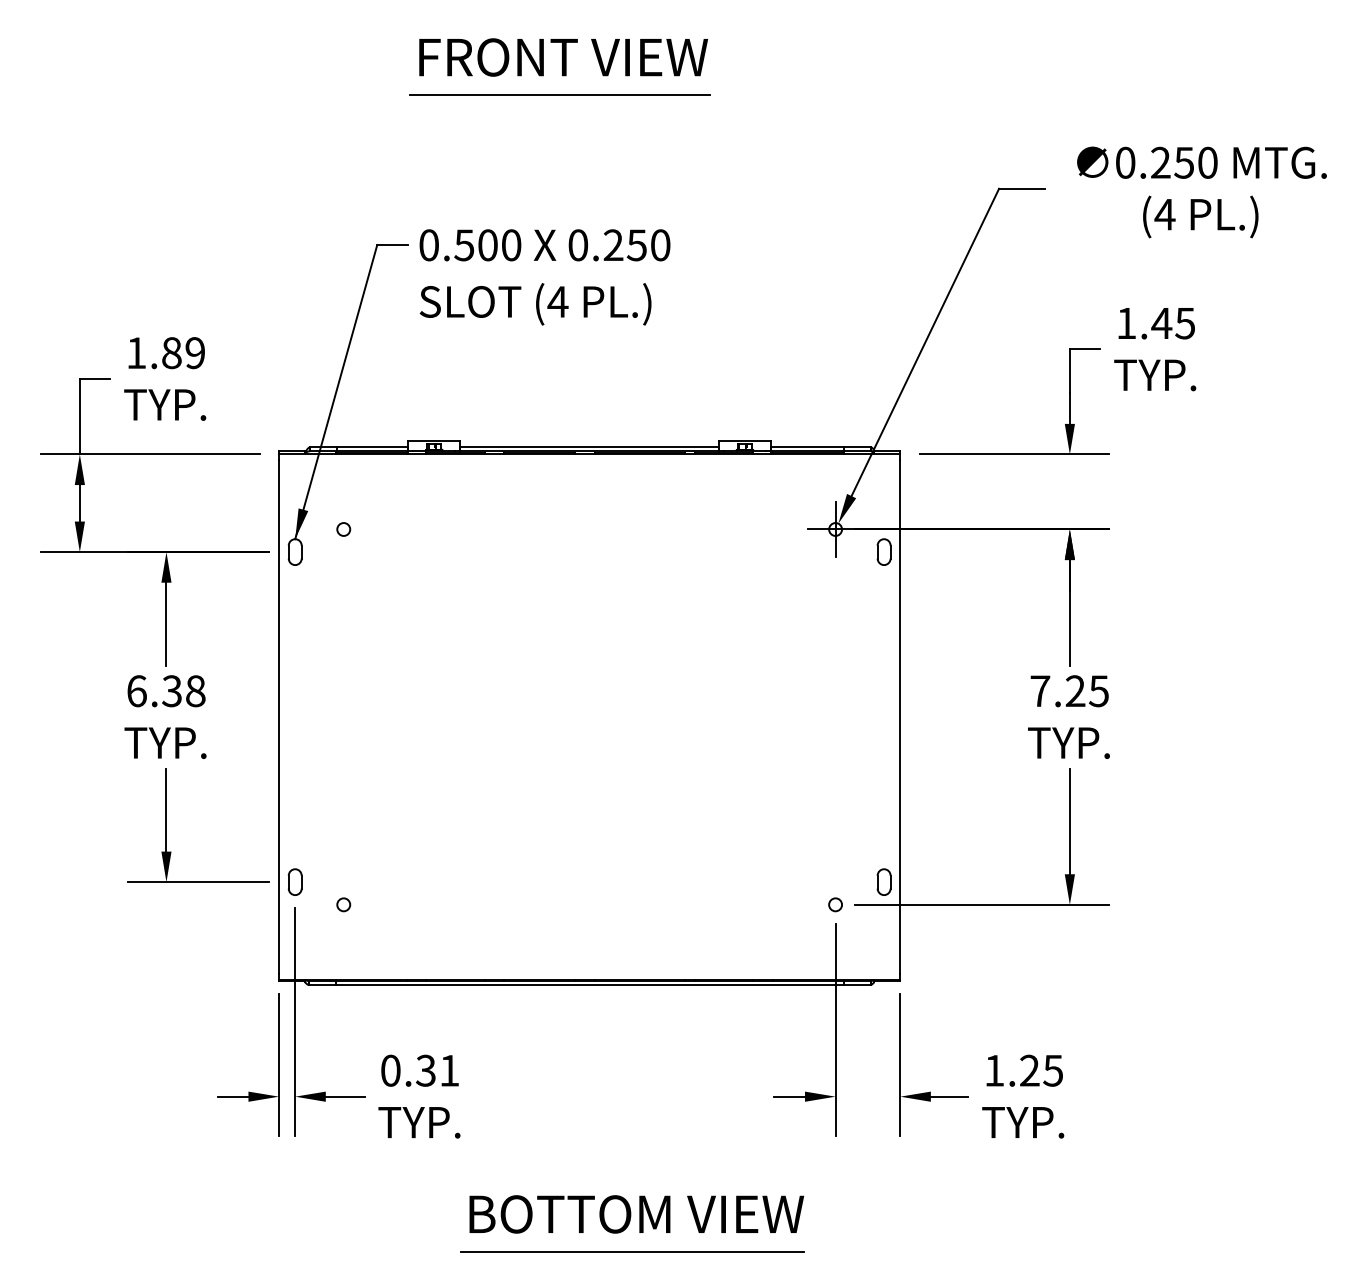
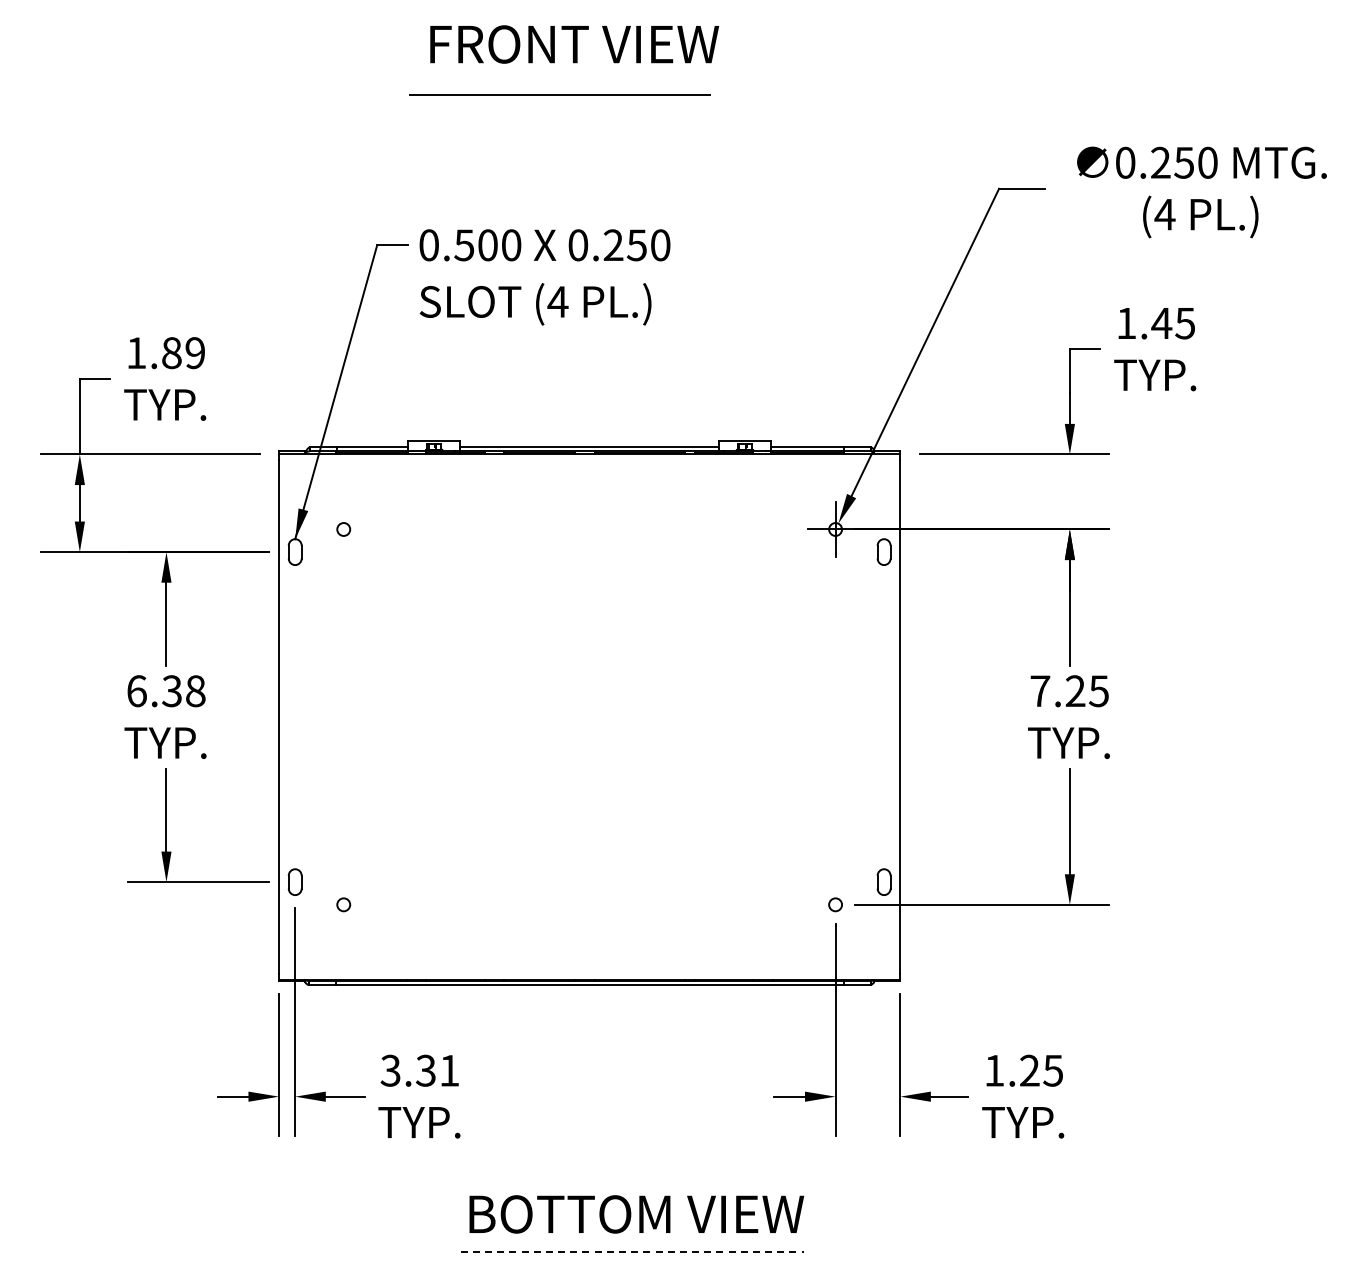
text position: (563, 57) -> (574, 44) (574, 44)
text: 0.31 -> 3.31 (390, 1070)
line: solid -> dashed (632, 1252)
